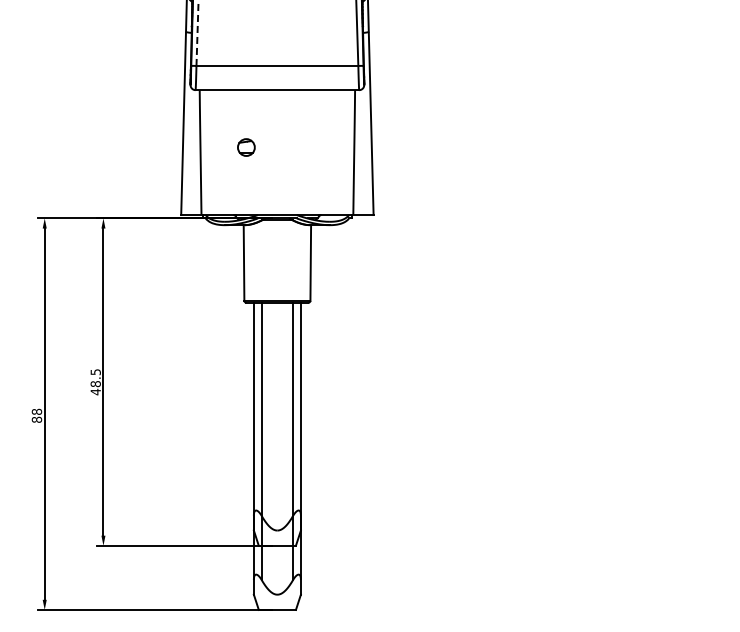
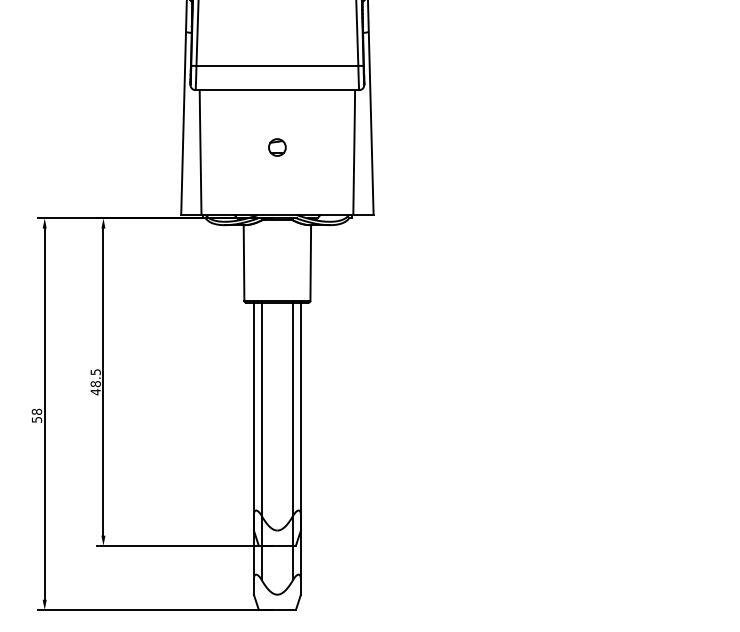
line: dashed -> solid (197, 33)
circle position: (246, 147) -> (277, 147) (277, 147)
text: 88 -> 58 (36, 419)
